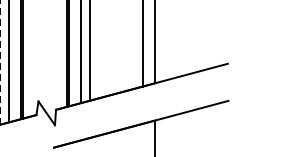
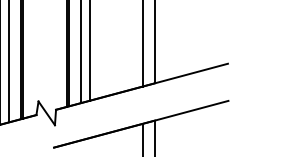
line: dashed -> solid (0, 62)
line: none -> present (143, 138)
